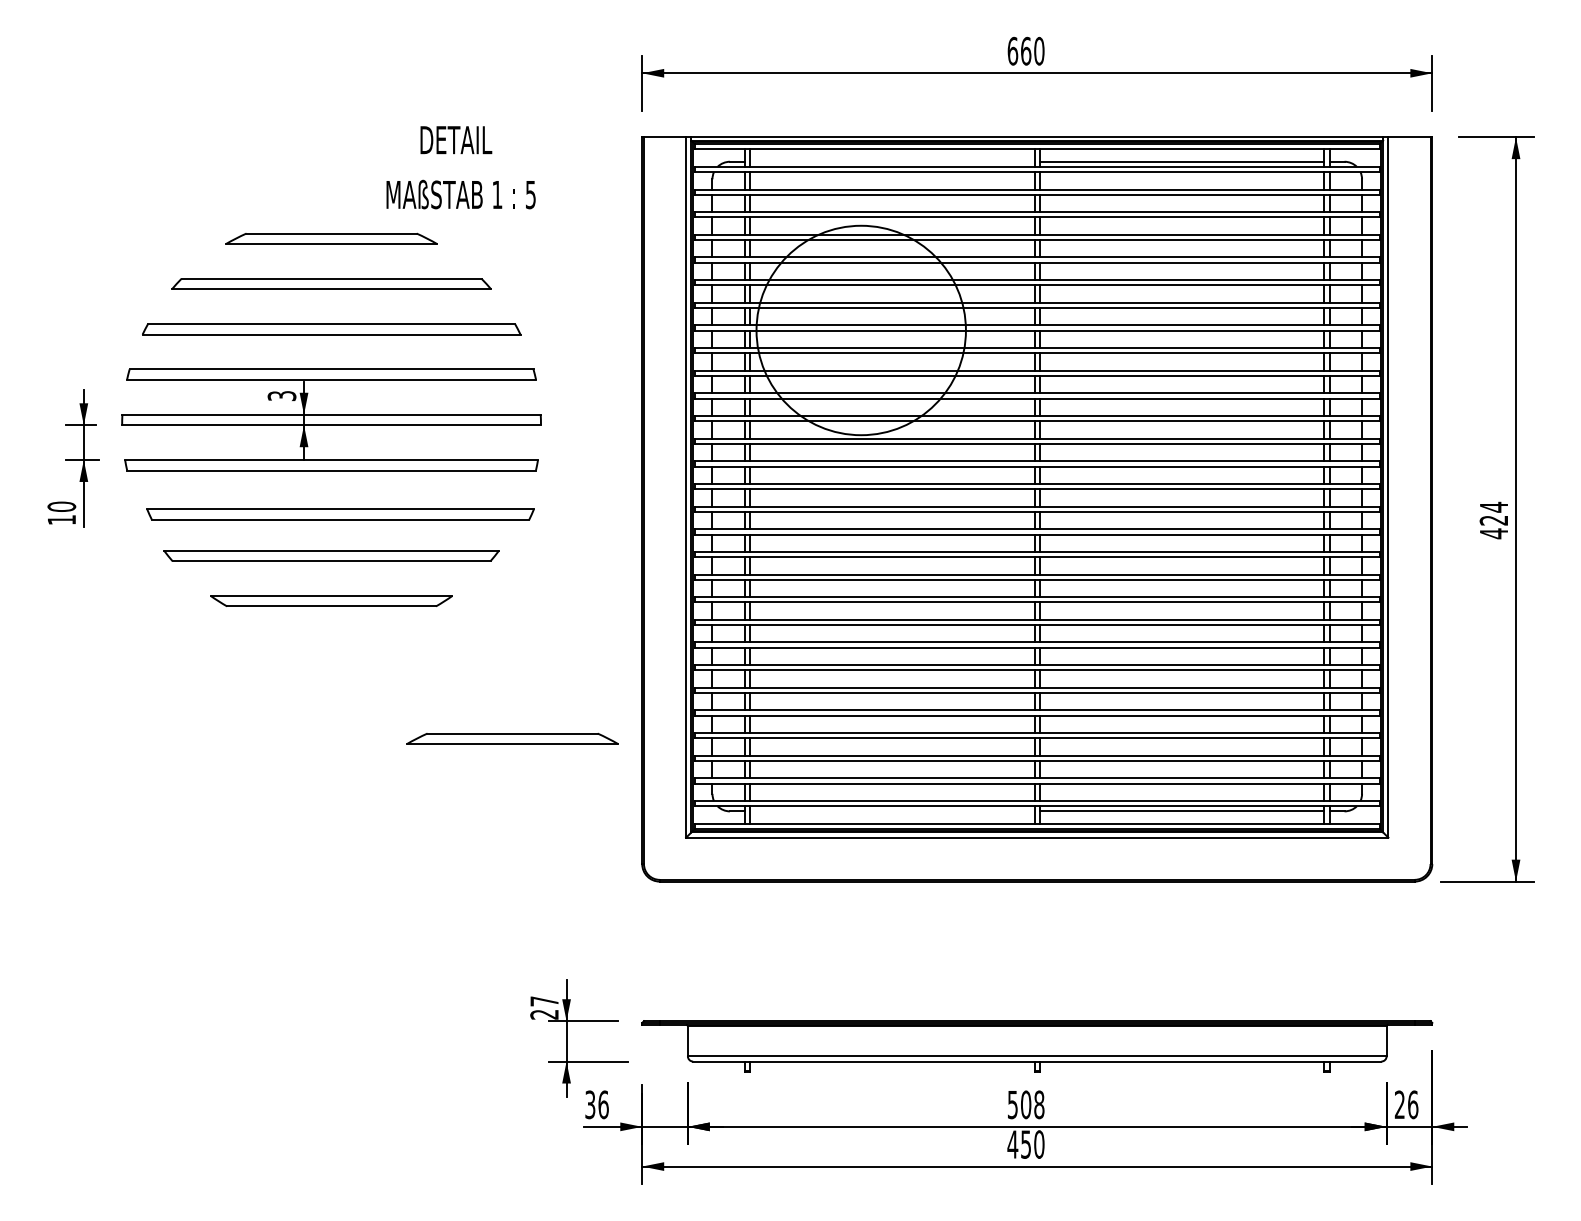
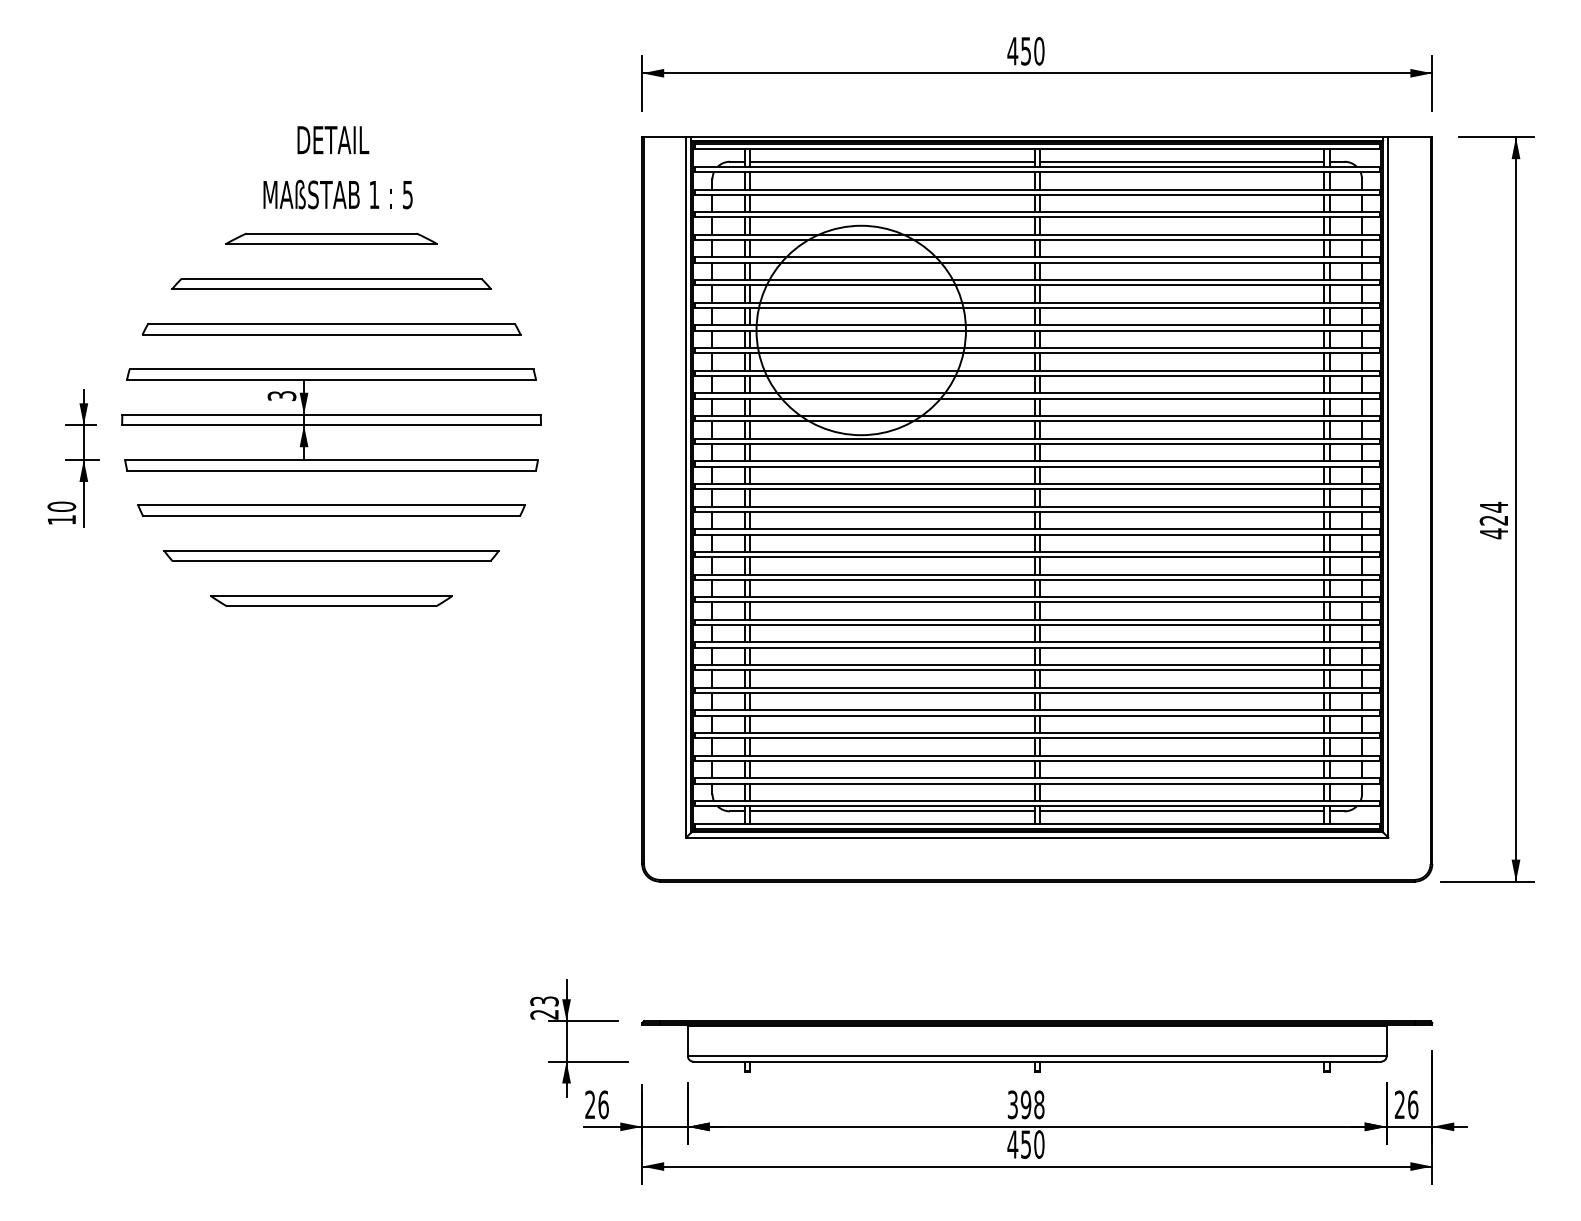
text: 660 -> 450 (1019, 50)
line: none -> present (892, 161)
text position: (460, 167) -> (337, 167) (337, 167)
part position: (340, 514) -> (331, 510) (331, 510)
part: present -> none (512, 738)
line: none -> present (892, 811)
text: 27 -> 23 (544, 1001)
text: 36 -> 26 (590, 1104)
text: 508 -> 398 (1019, 1104)
